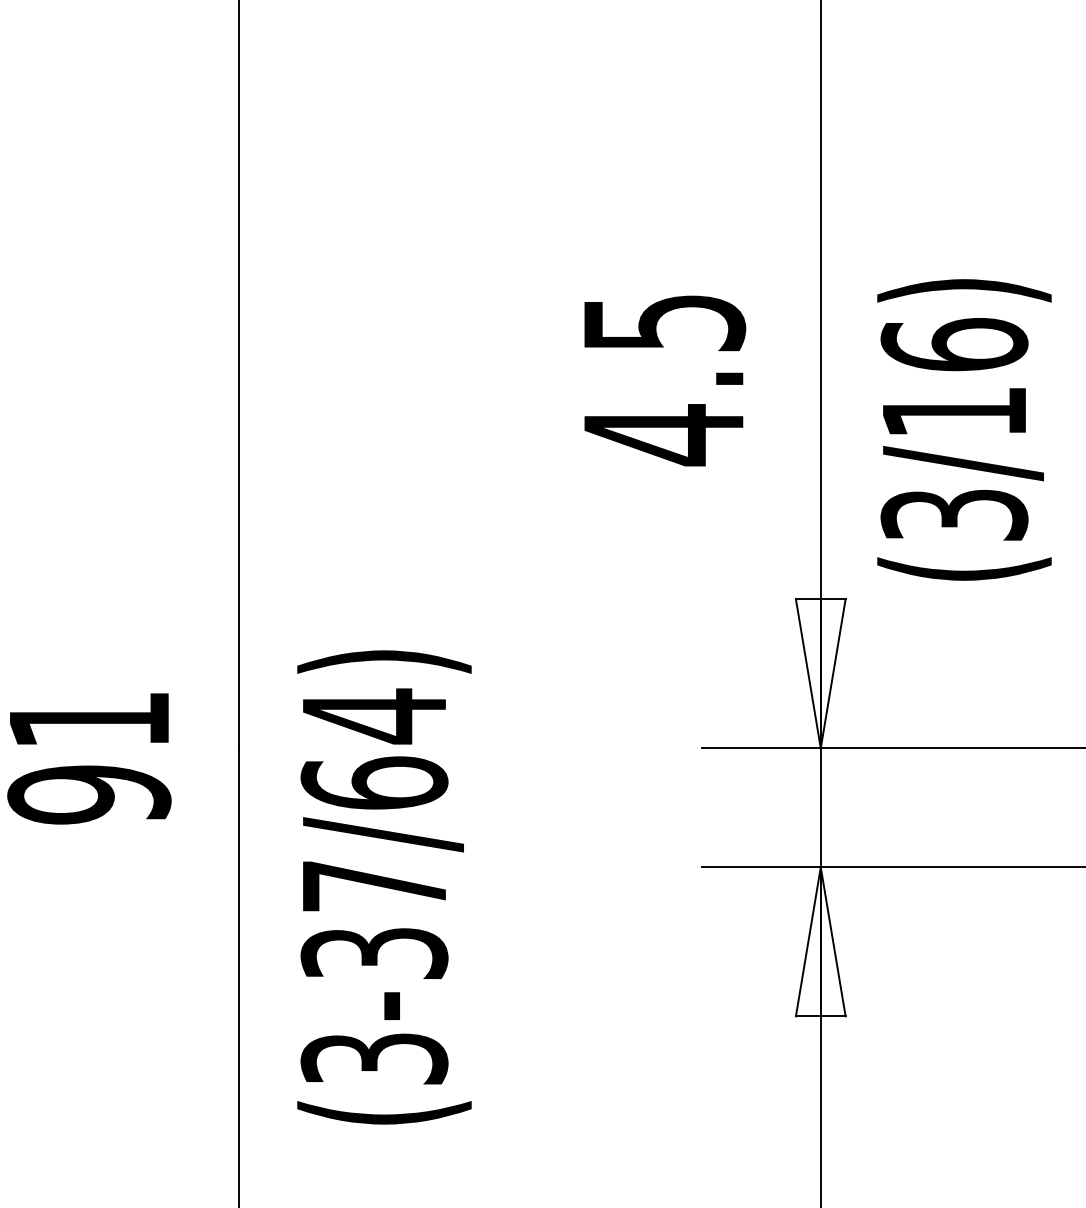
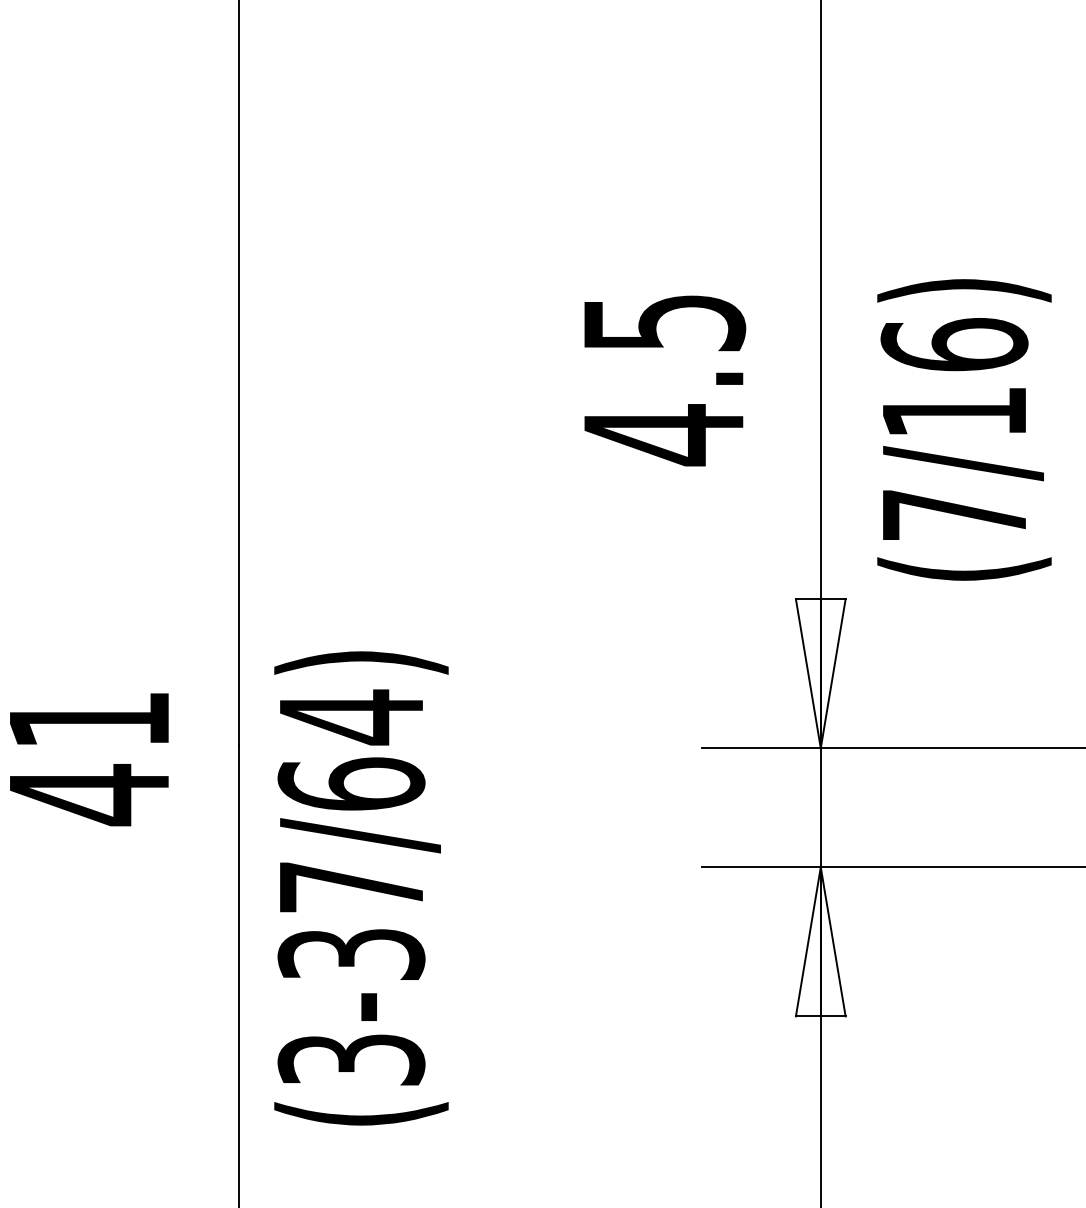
text: (3/16) -> (7/16) (954, 514)
text: 91 -> 41 (89, 795)
text position: (384, 887) -> (361, 888) (361, 888)
